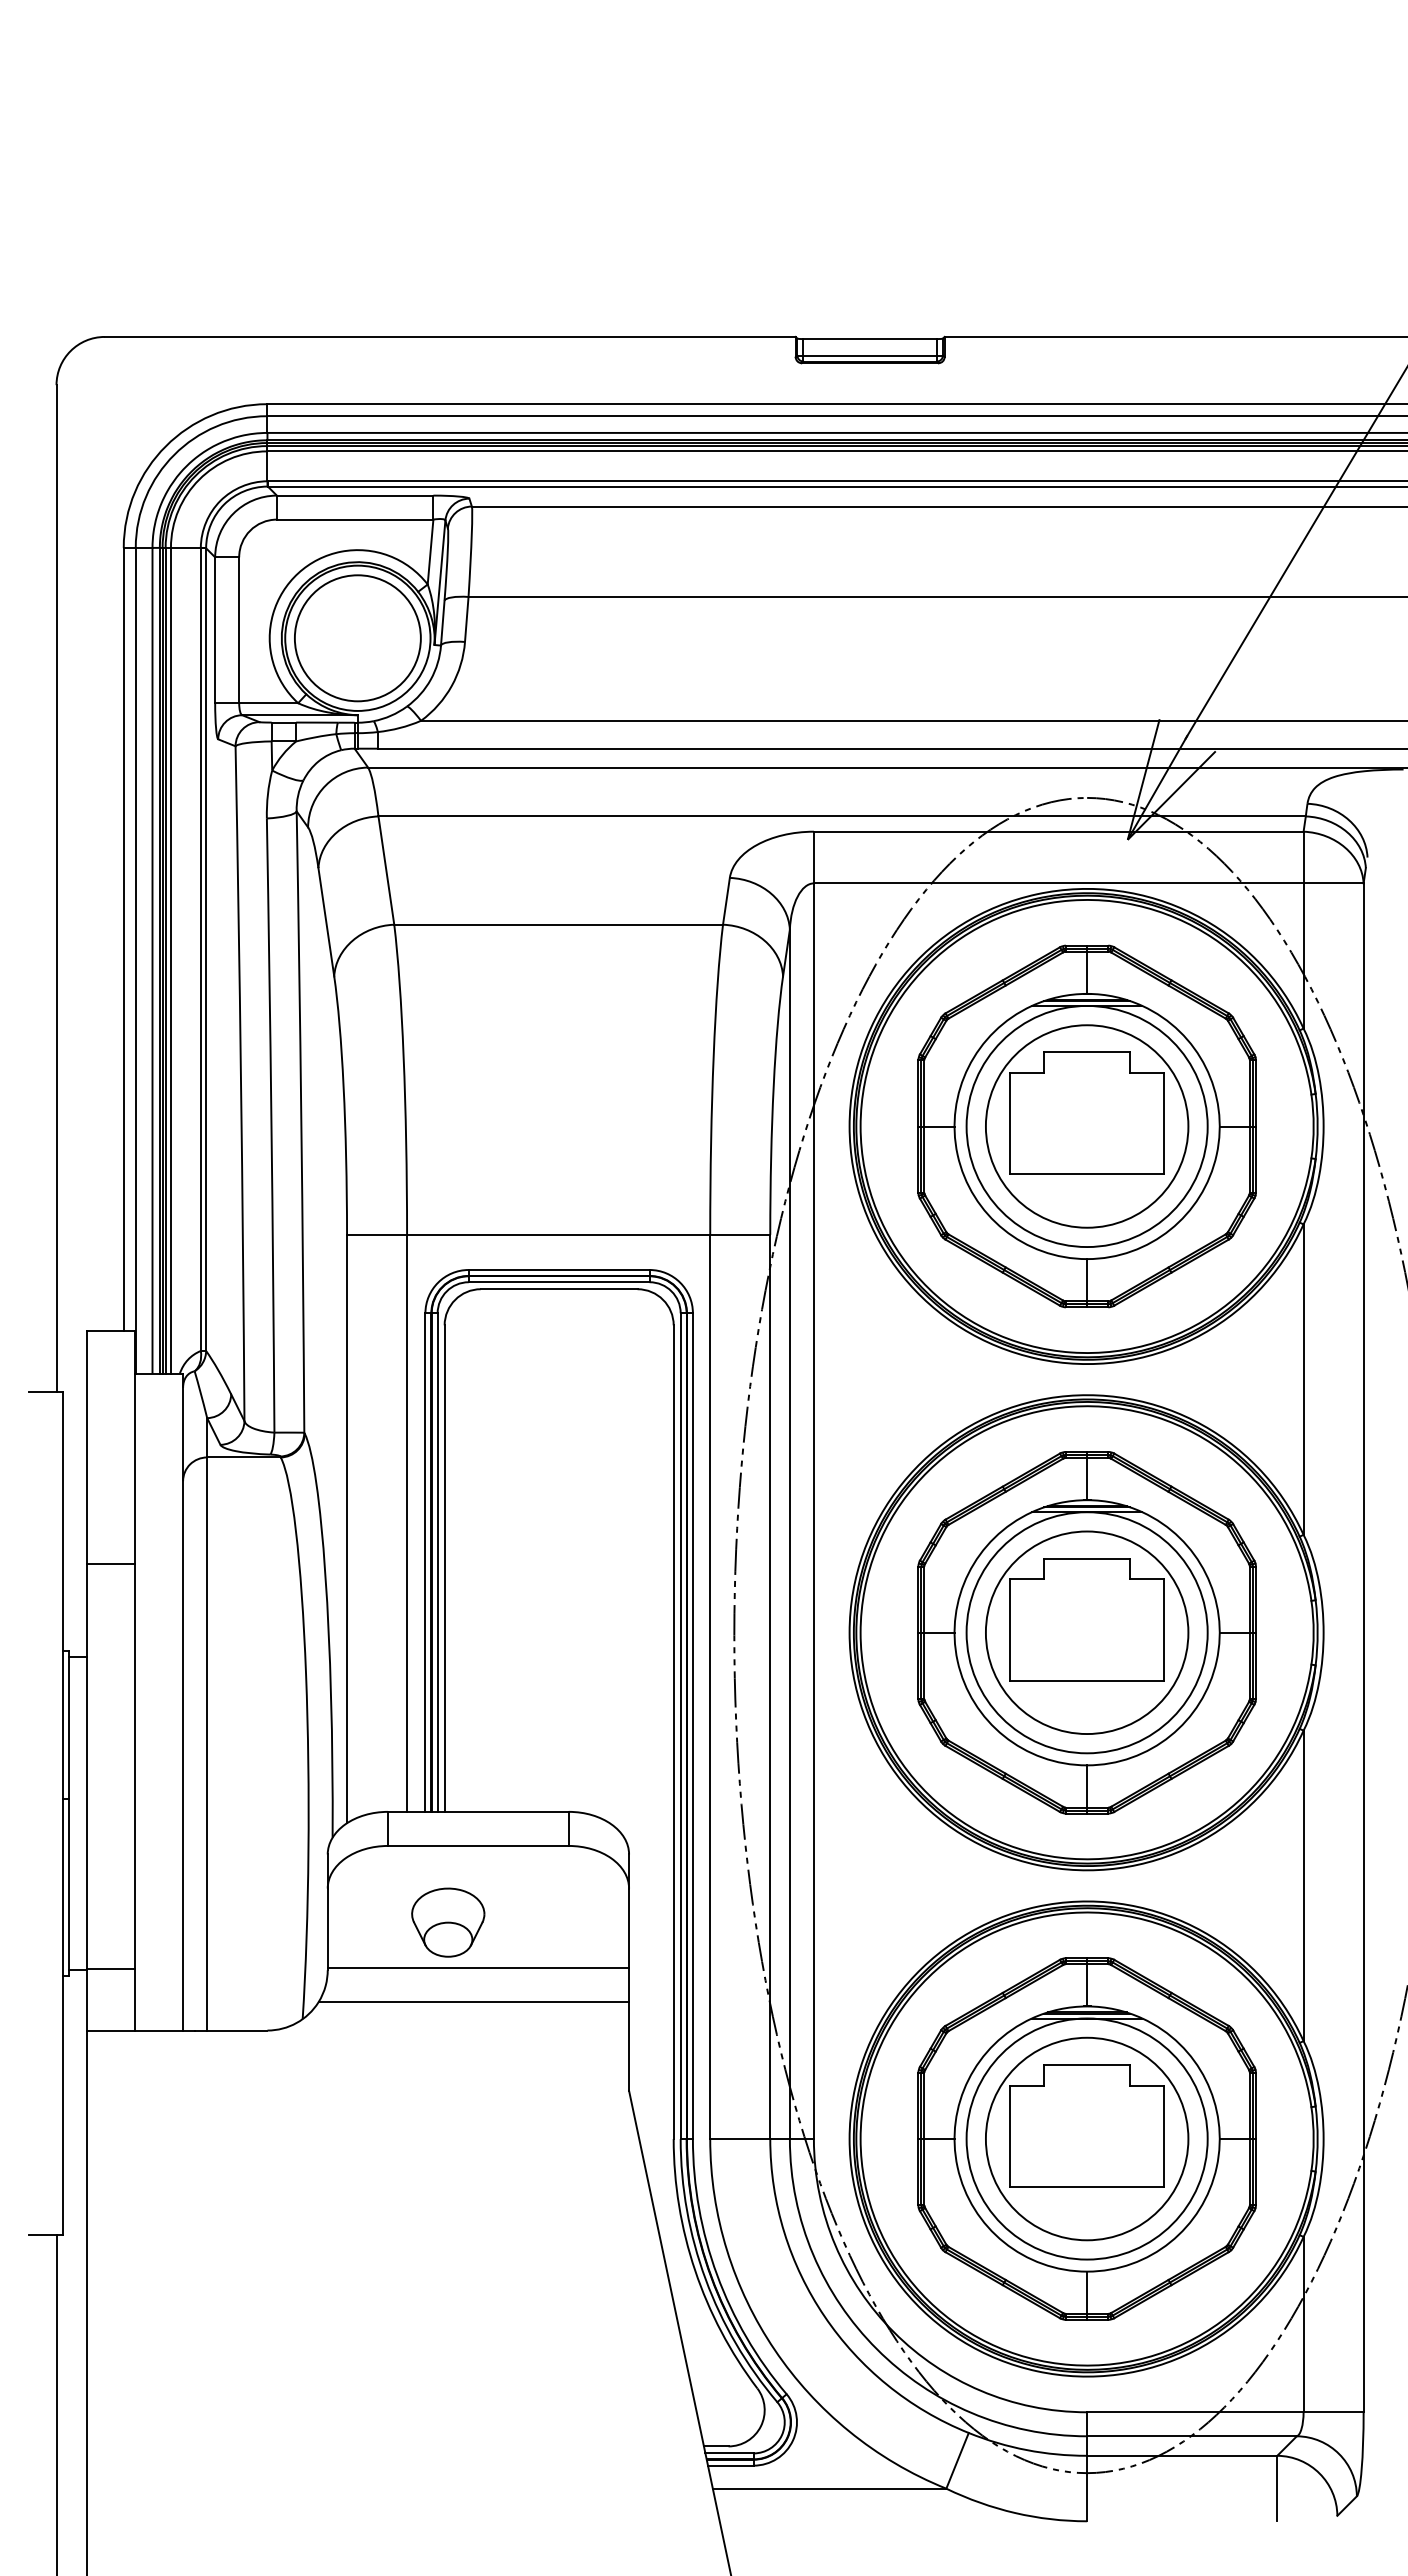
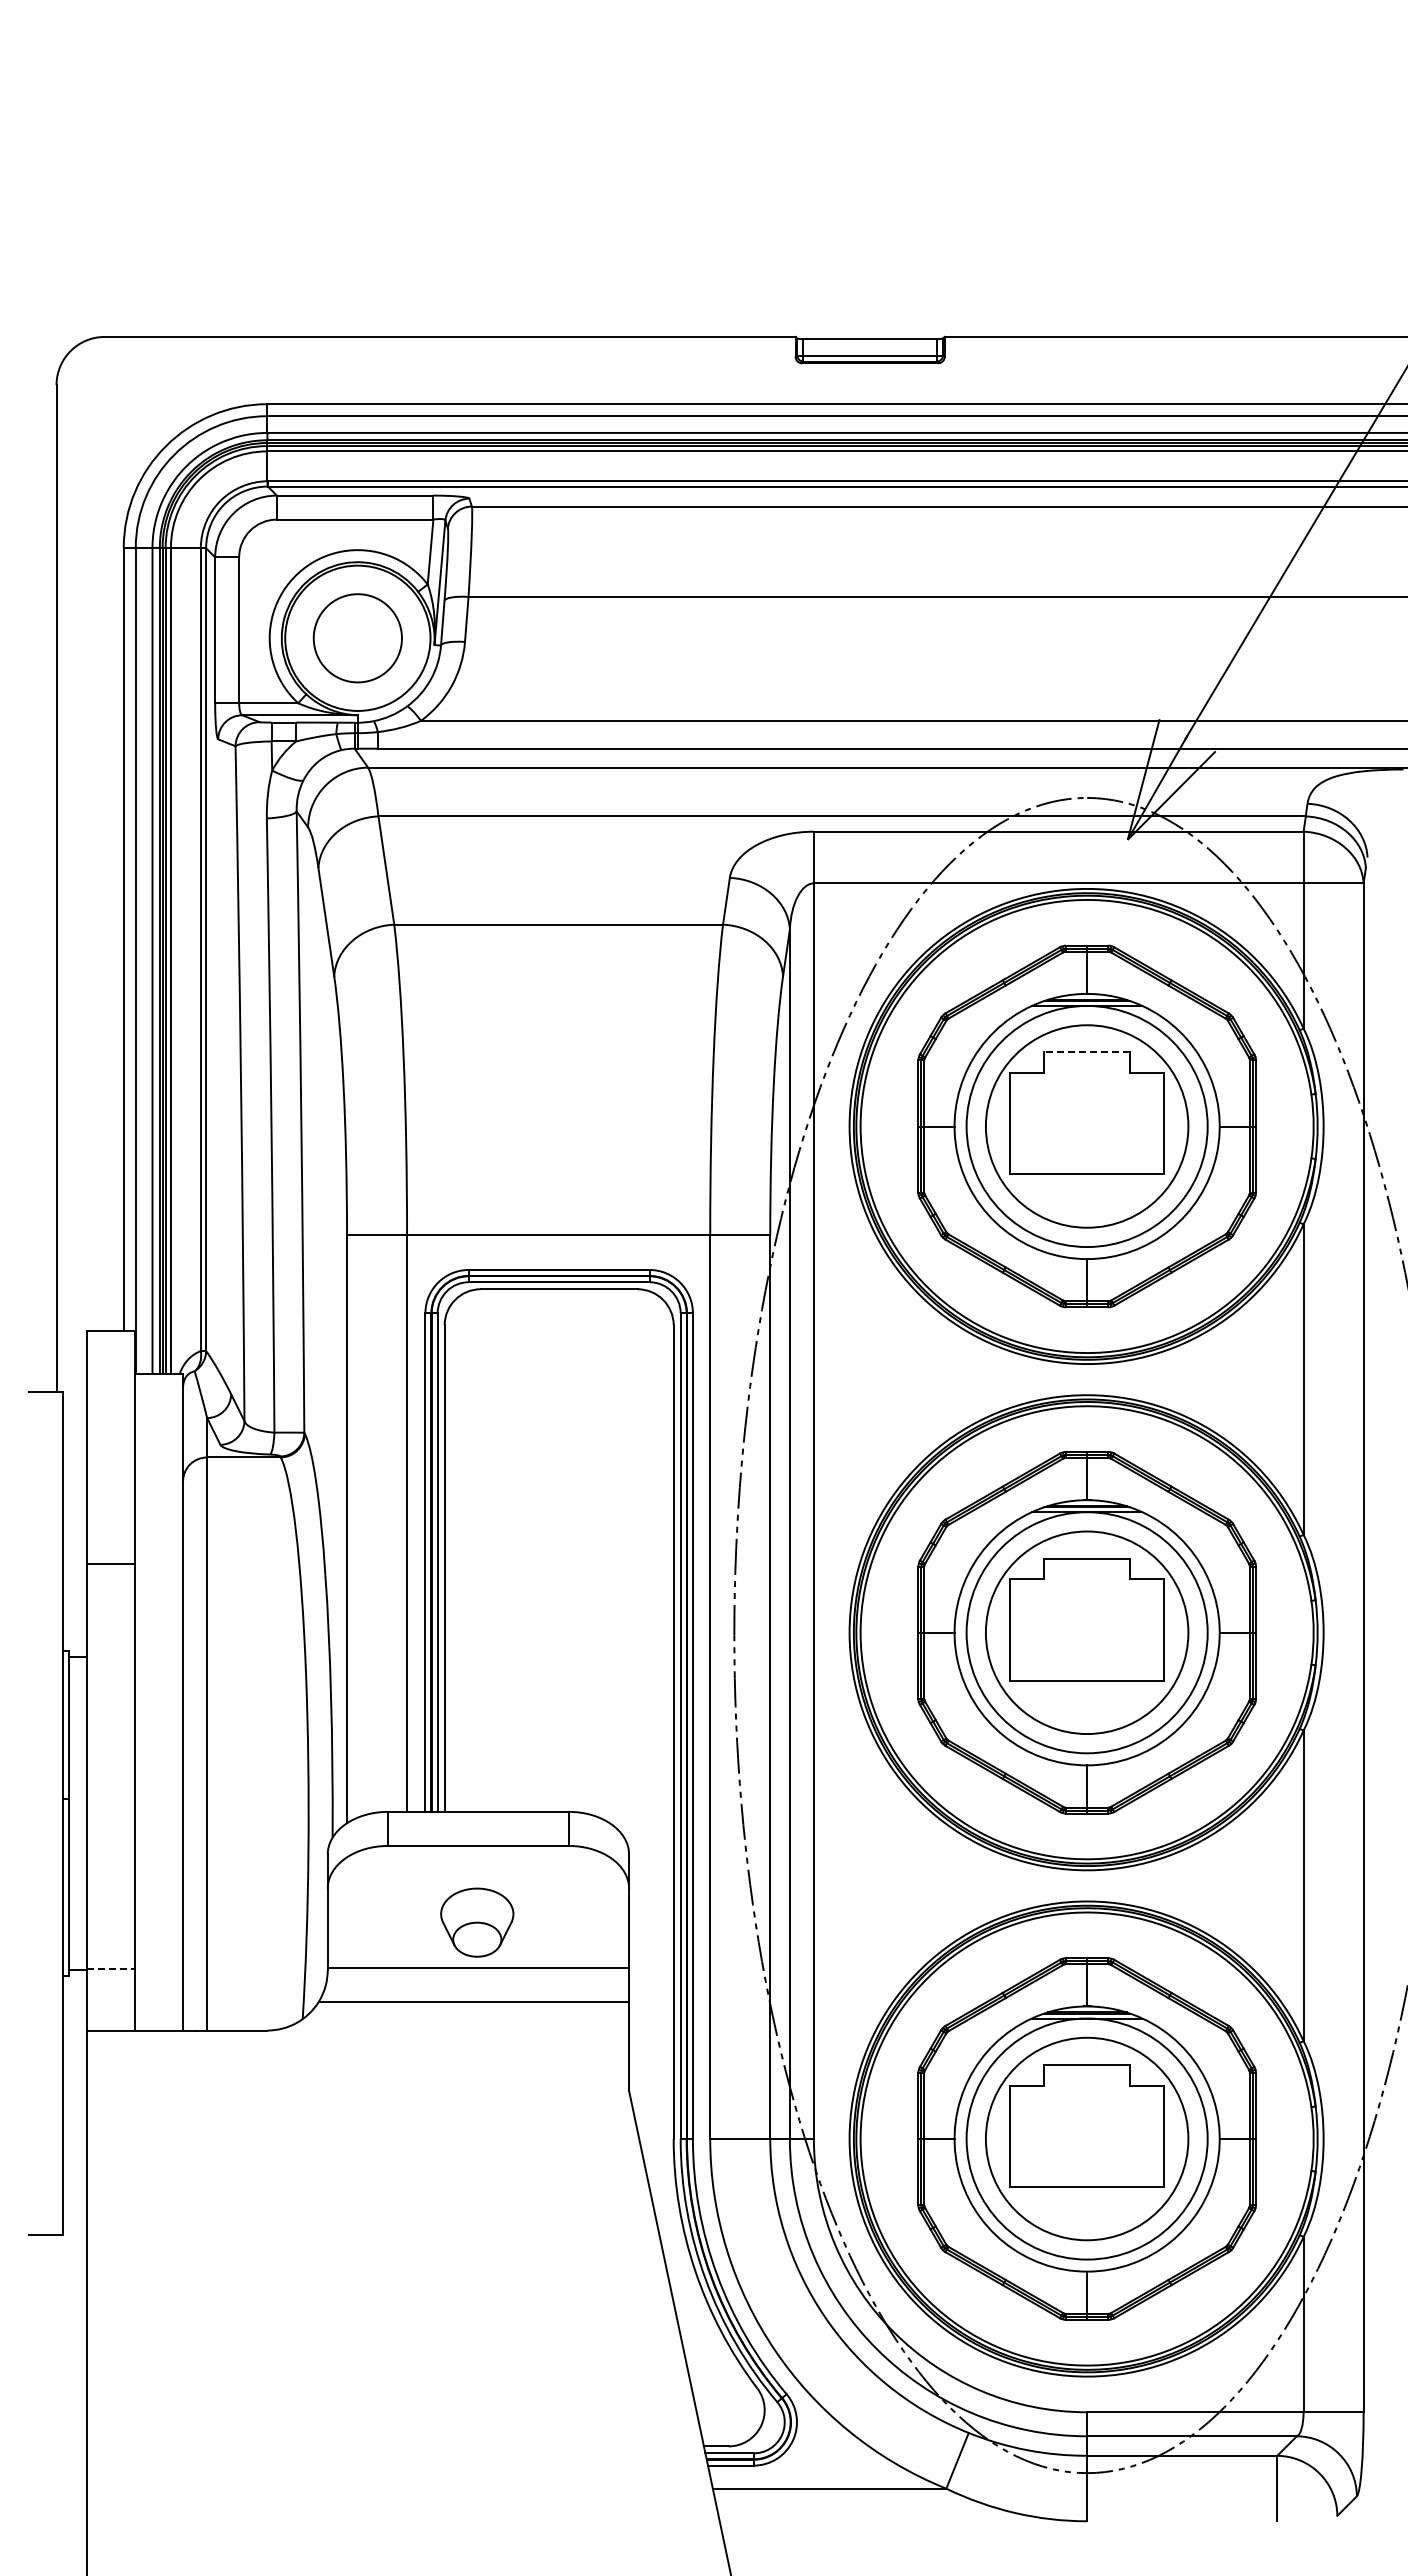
circle diameter: 126 px -> 88 px (357, 638)
line: solid -> dashed (1086, 1052)
part position: (448, 1922) -> (477, 1922) (477, 1922)
line: solid -> dashed (111, 1969)
line: present -> none (56, 2403)
